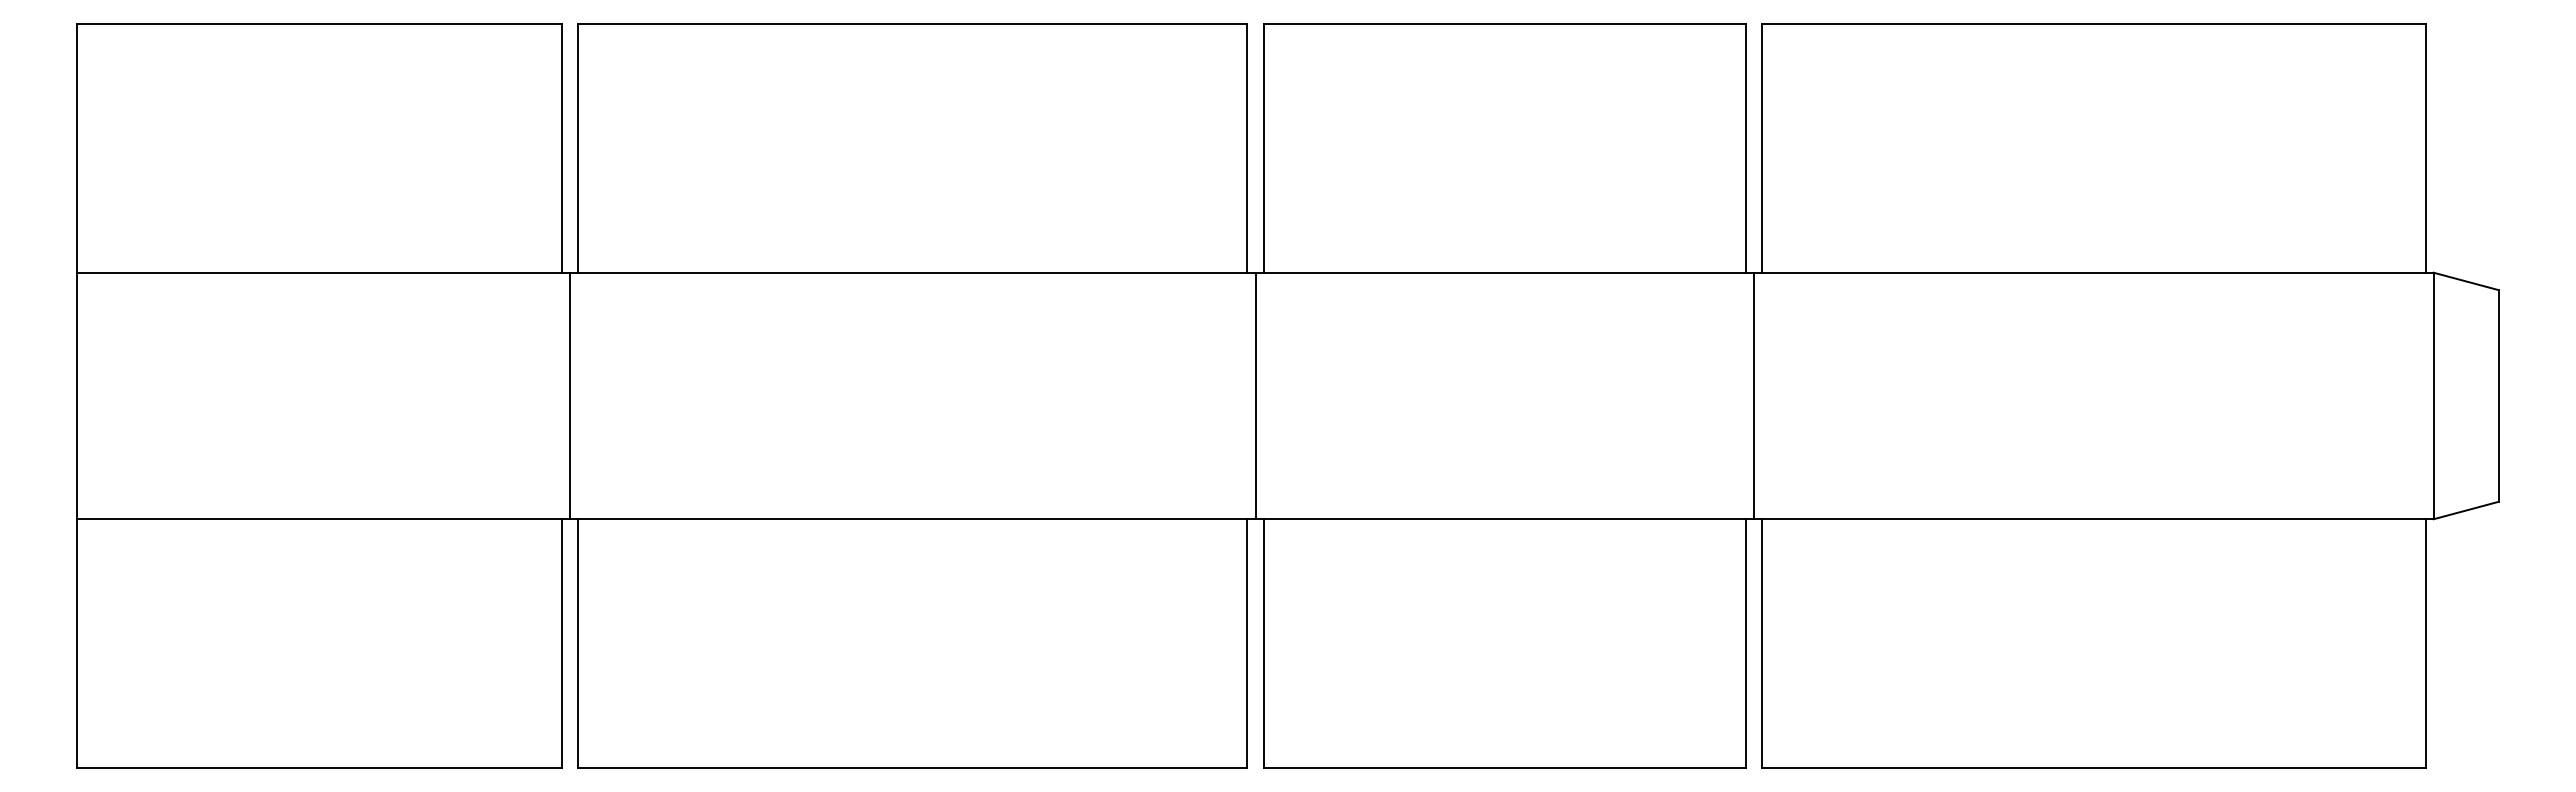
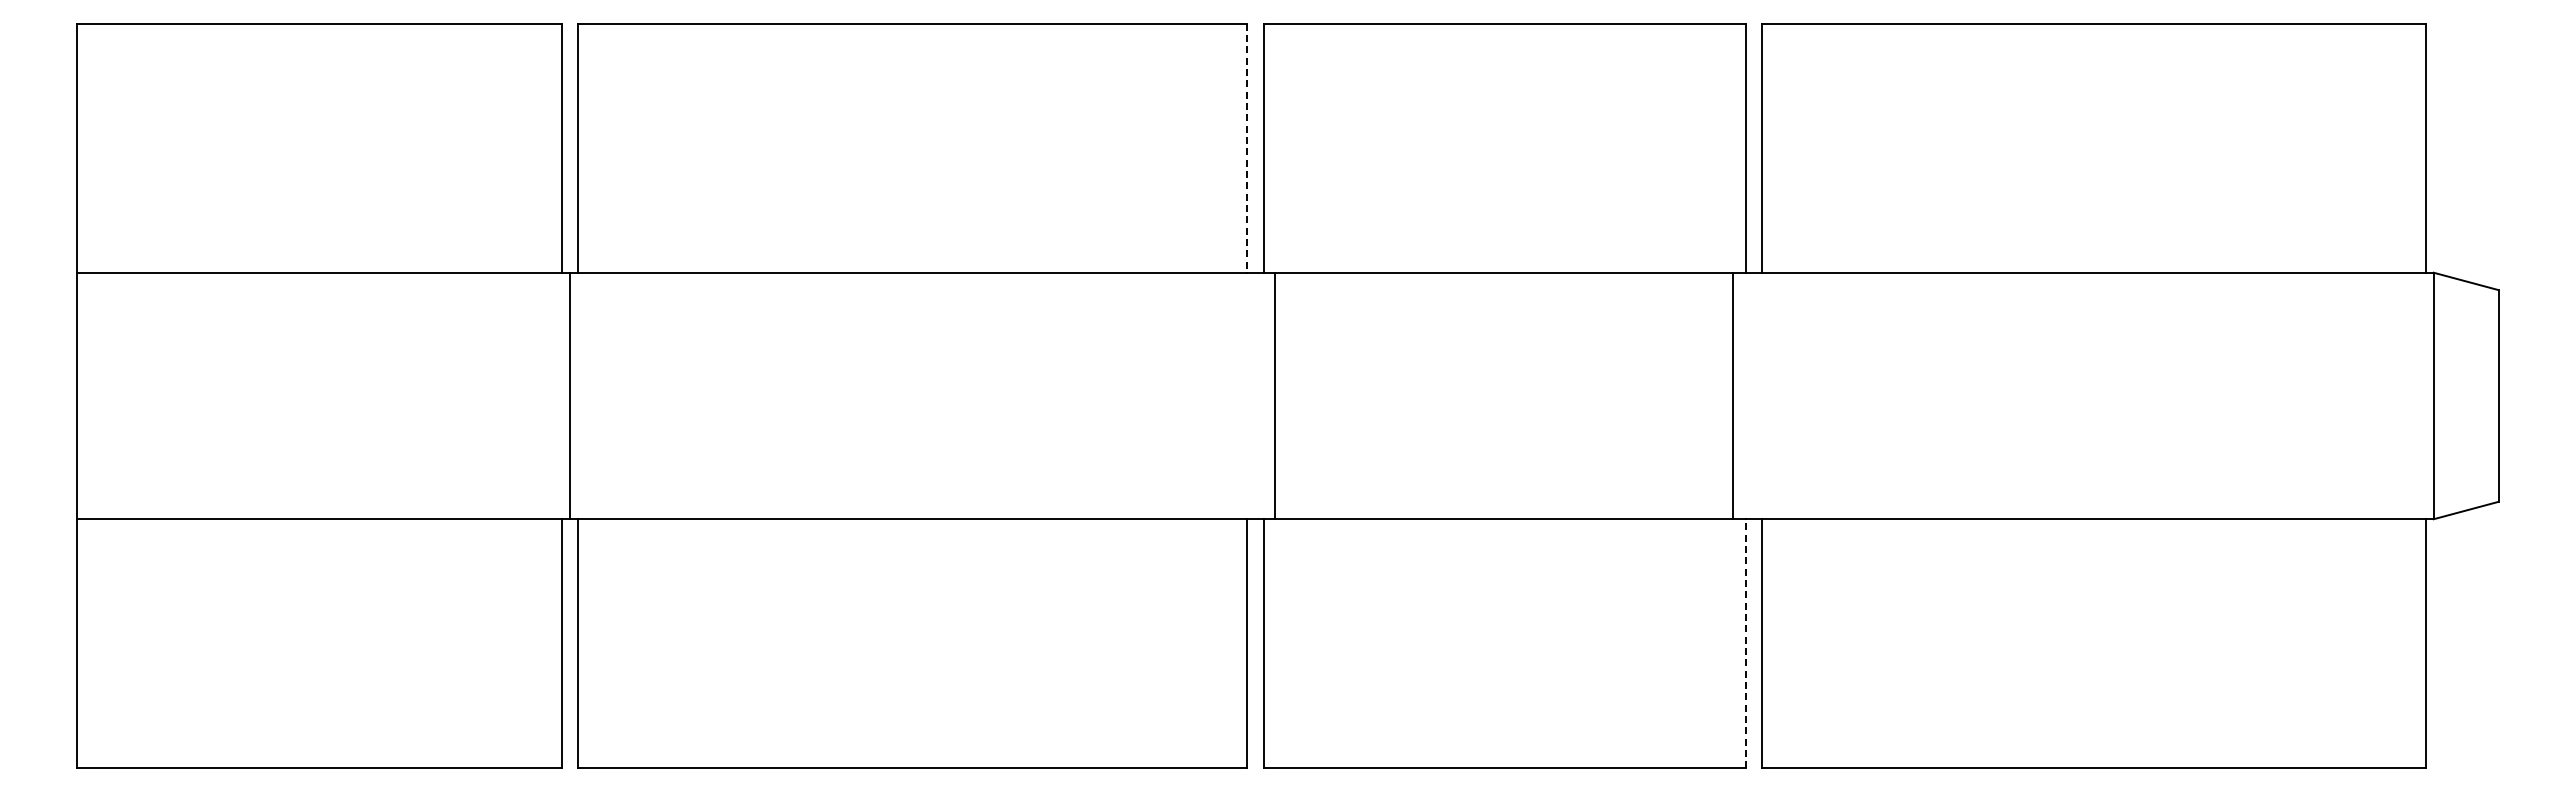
line: solid -> dashed (1247, 148)
line position: (1255, 395) -> (1274, 395) (1274, 395)
line position: (1753, 395) -> (1732, 395) (1732, 395)
line: solid -> dashed (1745, 643)
